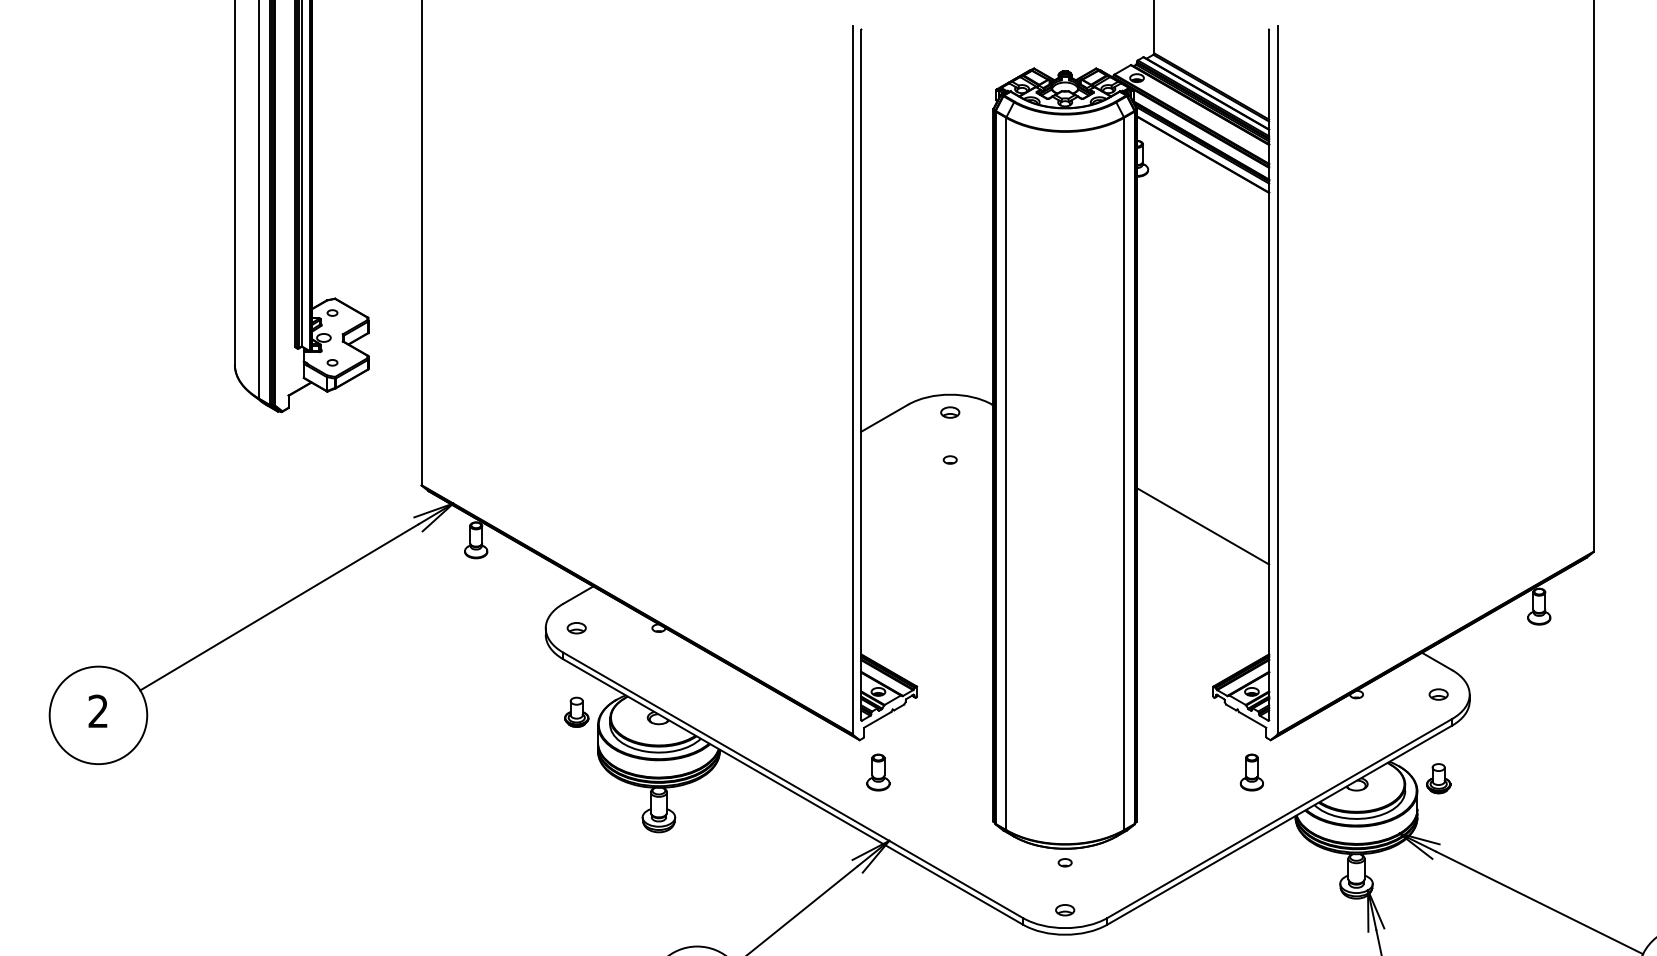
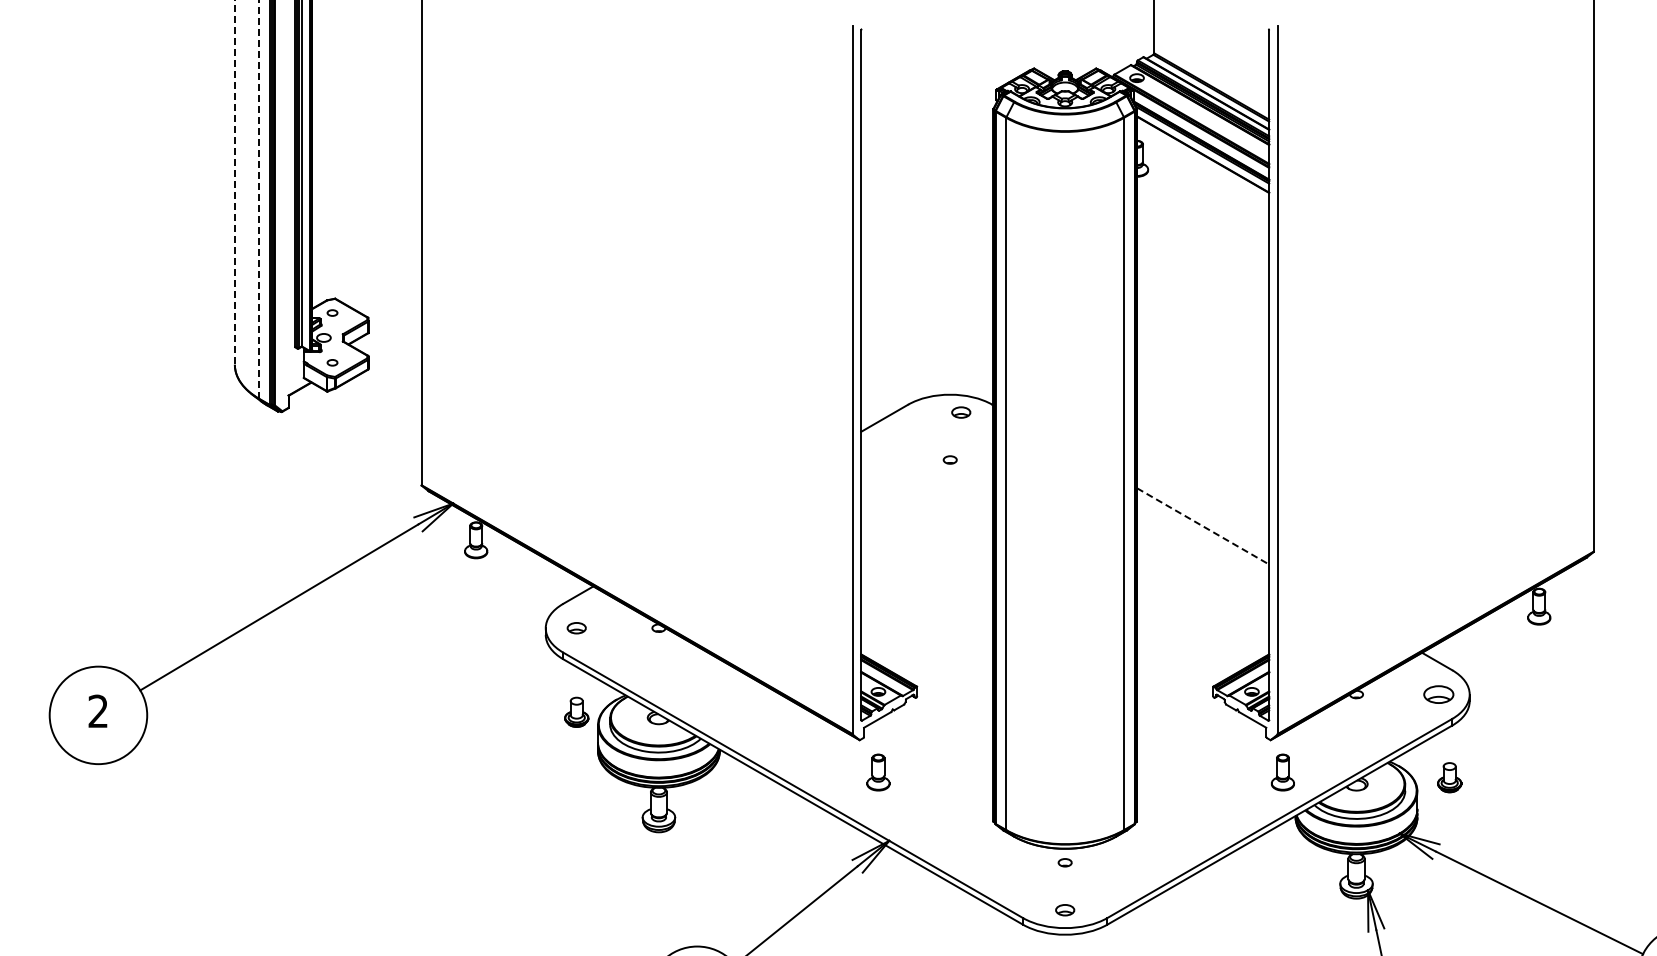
line: solid -> dashed (234, 182)
line: solid -> dashed (259, 199)
part position: (950, 412) -> (961, 412) (961, 412)
line: solid -> dashed (1203, 526)
part size: 21x13 px -> 32x19 px (1438, 694)
part position: (1251, 772) -> (1282, 772) (1282, 772)
part position: (1438, 778) -> (1449, 777) (1449, 777)
